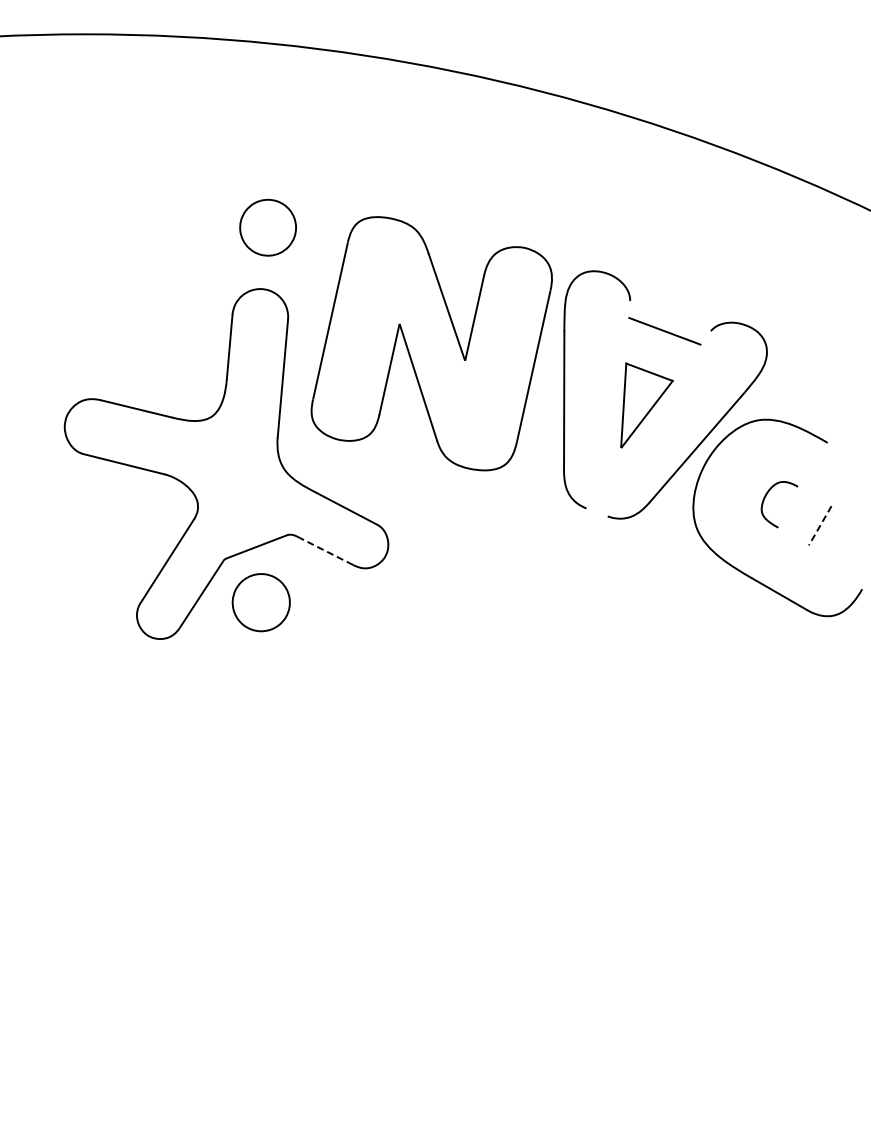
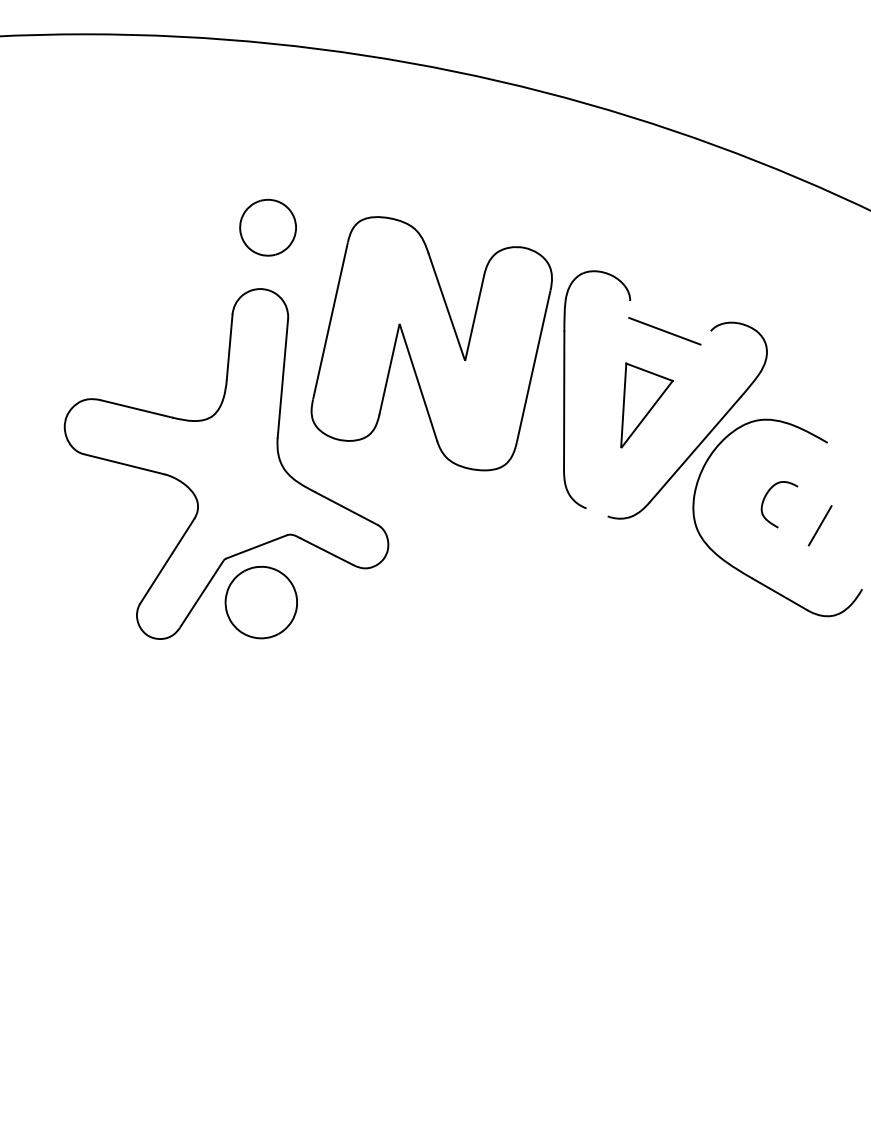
line: dashed -> solid (820, 525)
line: dashed -> solid (326, 551)
part size: 60x60 px -> 74x74 px (260, 602)
